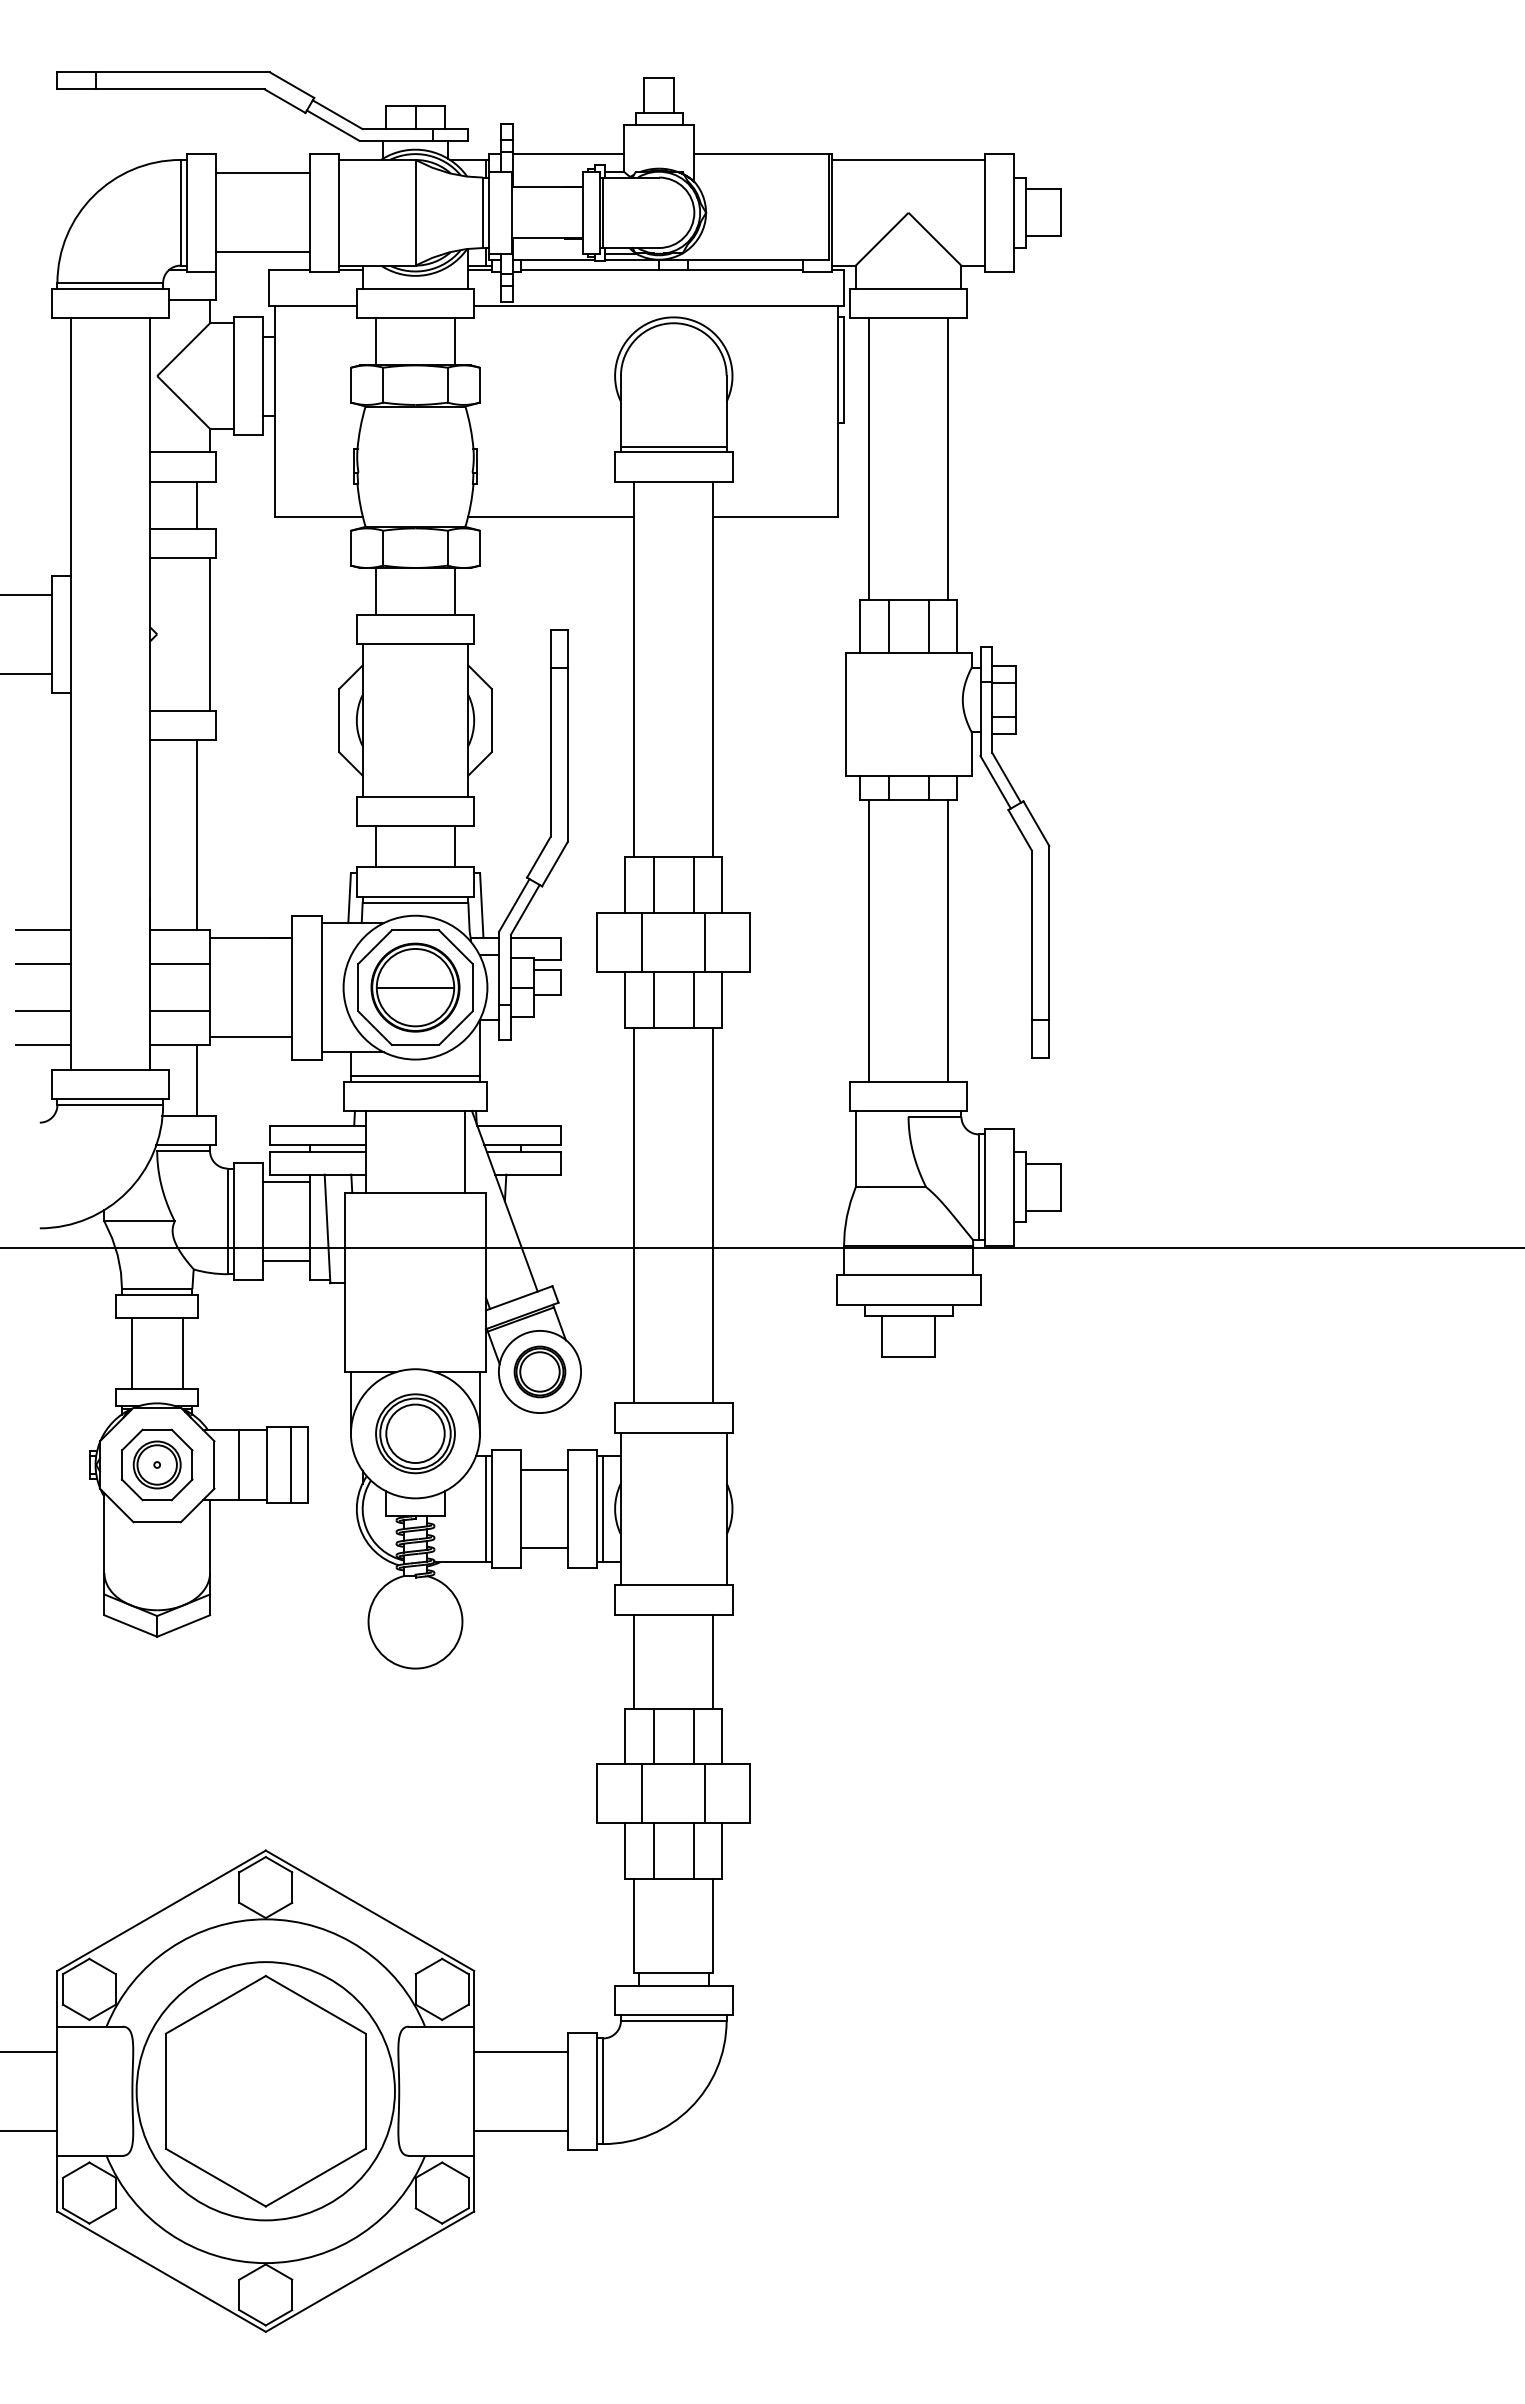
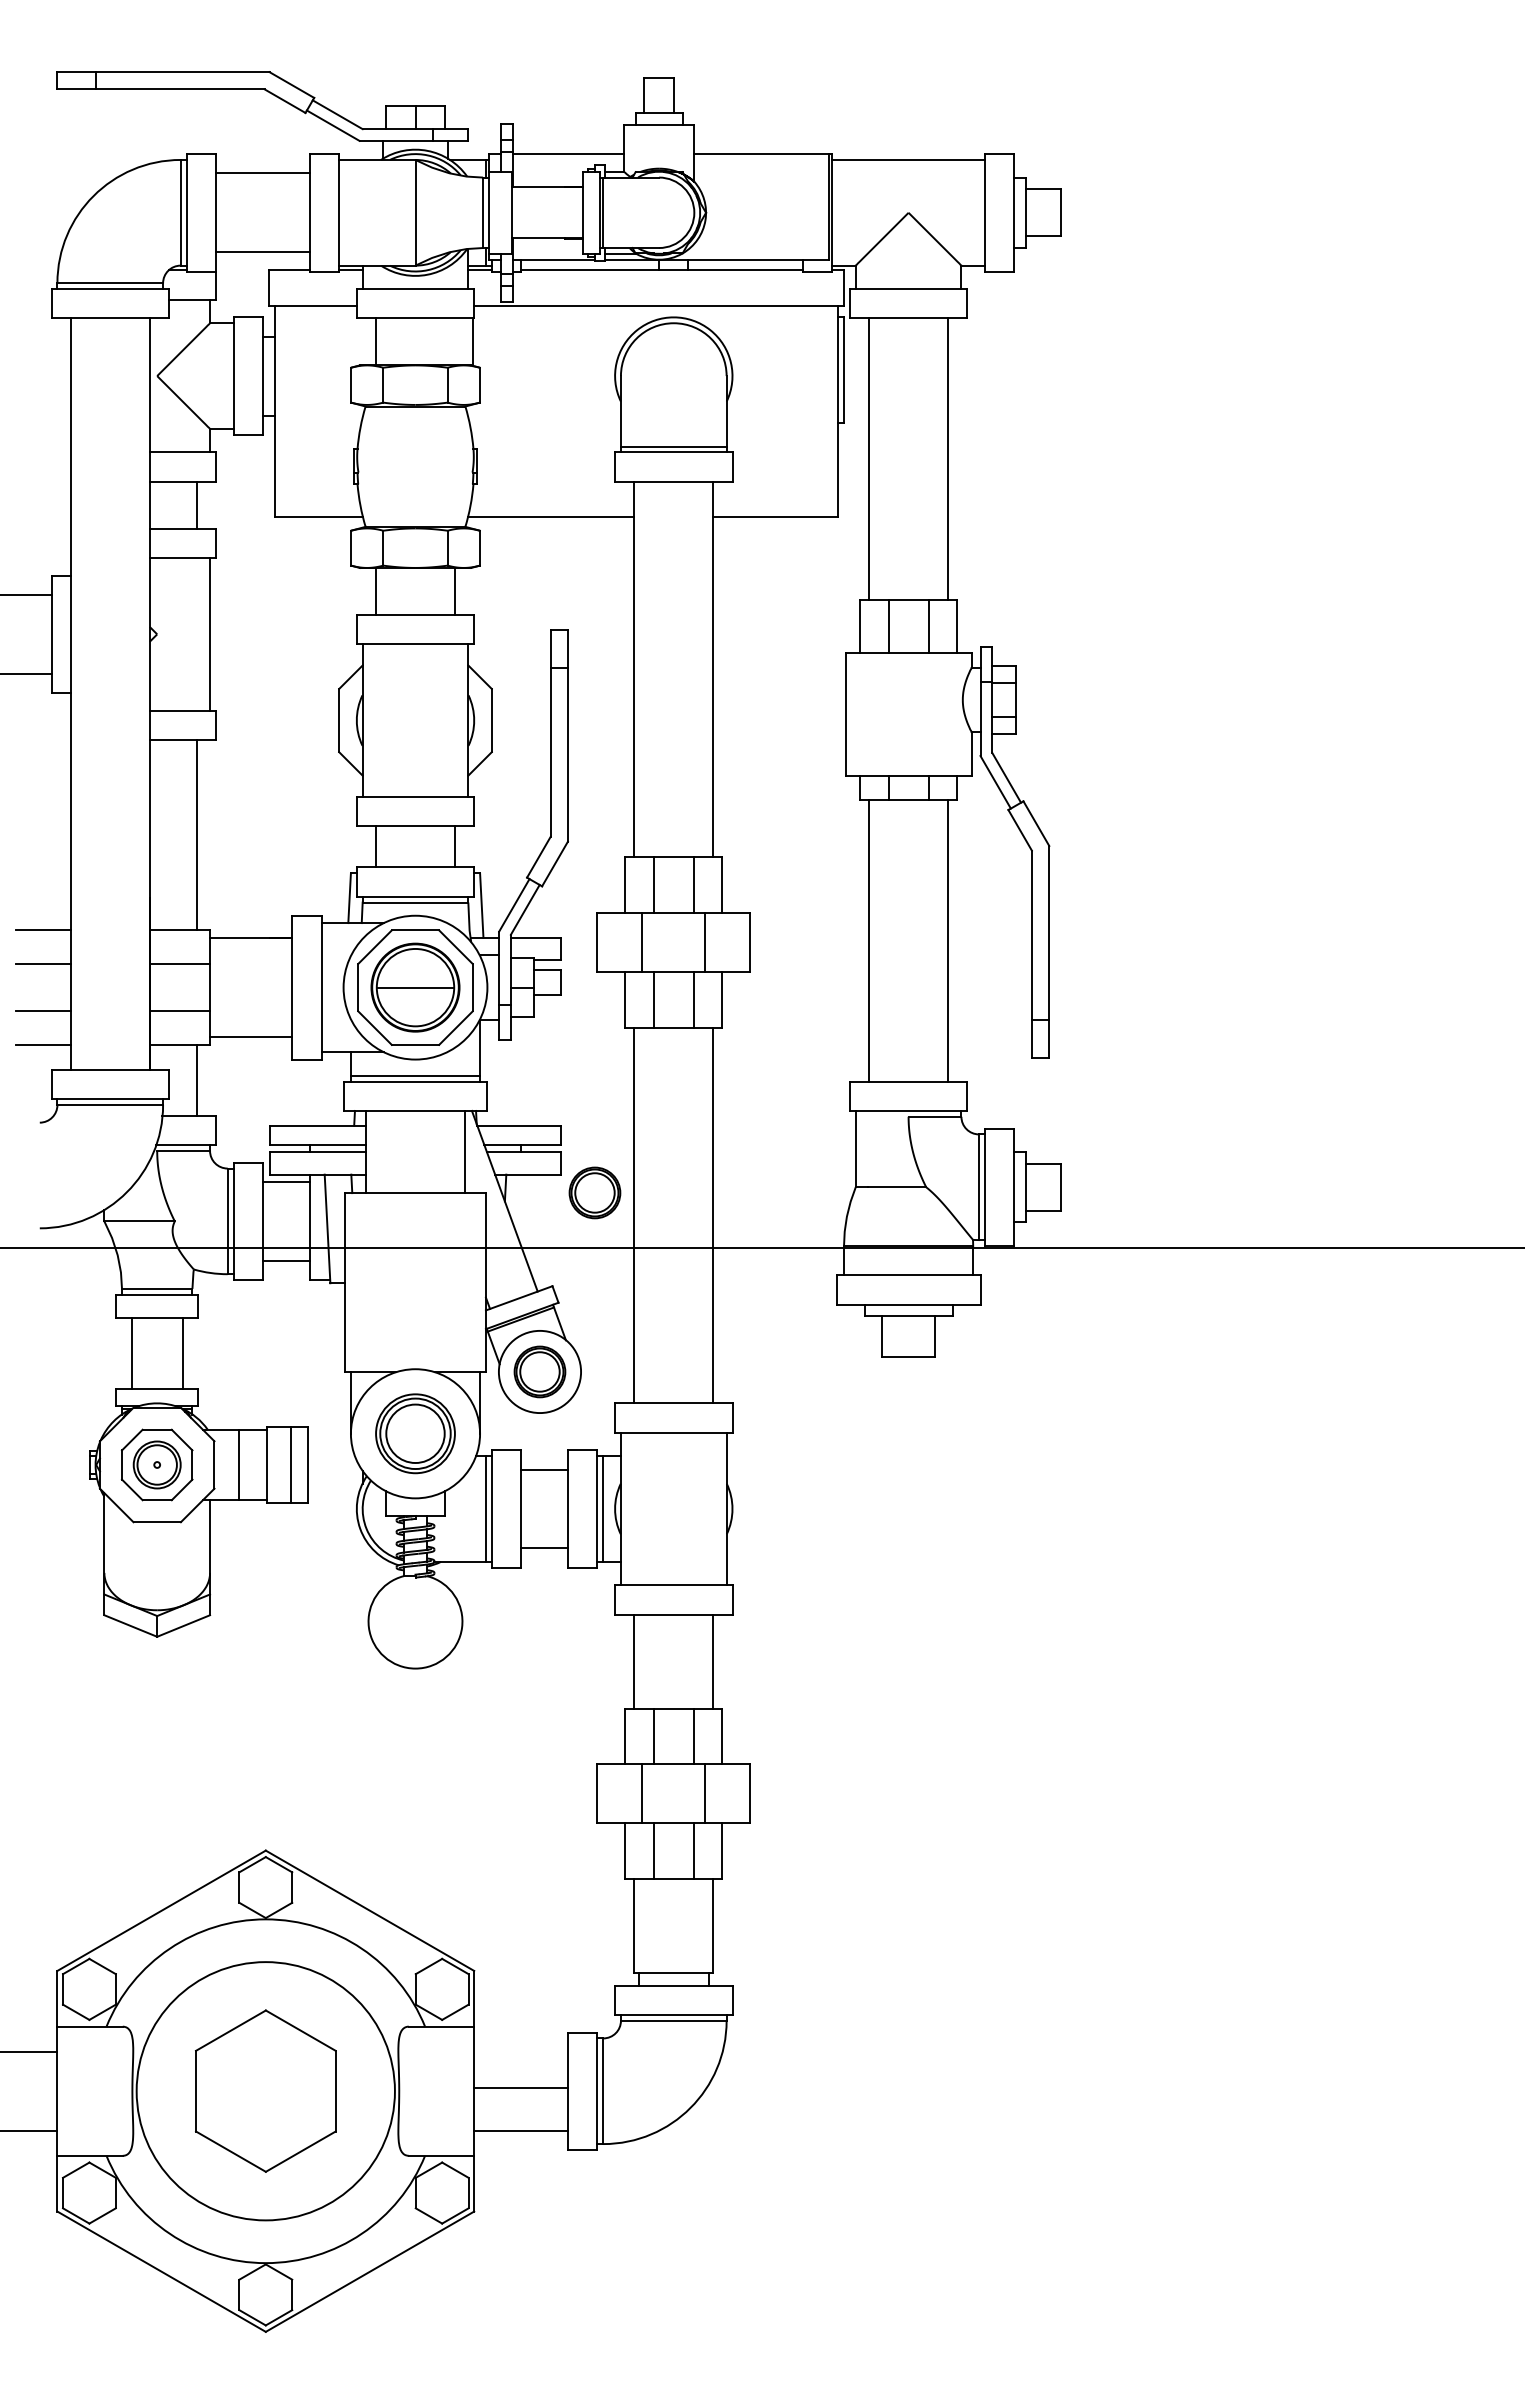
line position: (454, 341) -> (472, 341) (472, 341)
part: none -> present (594, 1192)
line position: (521, 2051) -> (521, 2087) (521, 2087)
part size: 202x234 px -> 142x164 px (265, 2090)
